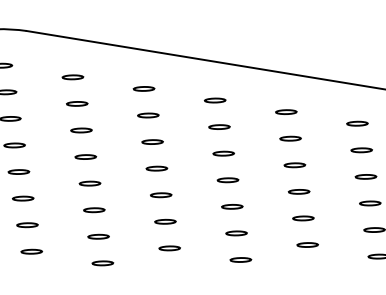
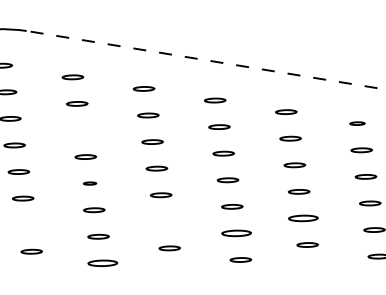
line: solid -> dashed (206, 60)
part size: 23x7 px -> 17x5 px (357, 123)
part: present -> none (81, 130)
part size: 24x7 px -> 16x5 px (89, 183)
part size: 23x7 px -> 31x9 px (303, 218)
part: present -> none (165, 221)
part: present -> none (27, 225)
part size: 23x7 px -> 31x9 px (236, 233)
part size: 24x7 px -> 32x8 px (102, 262)
